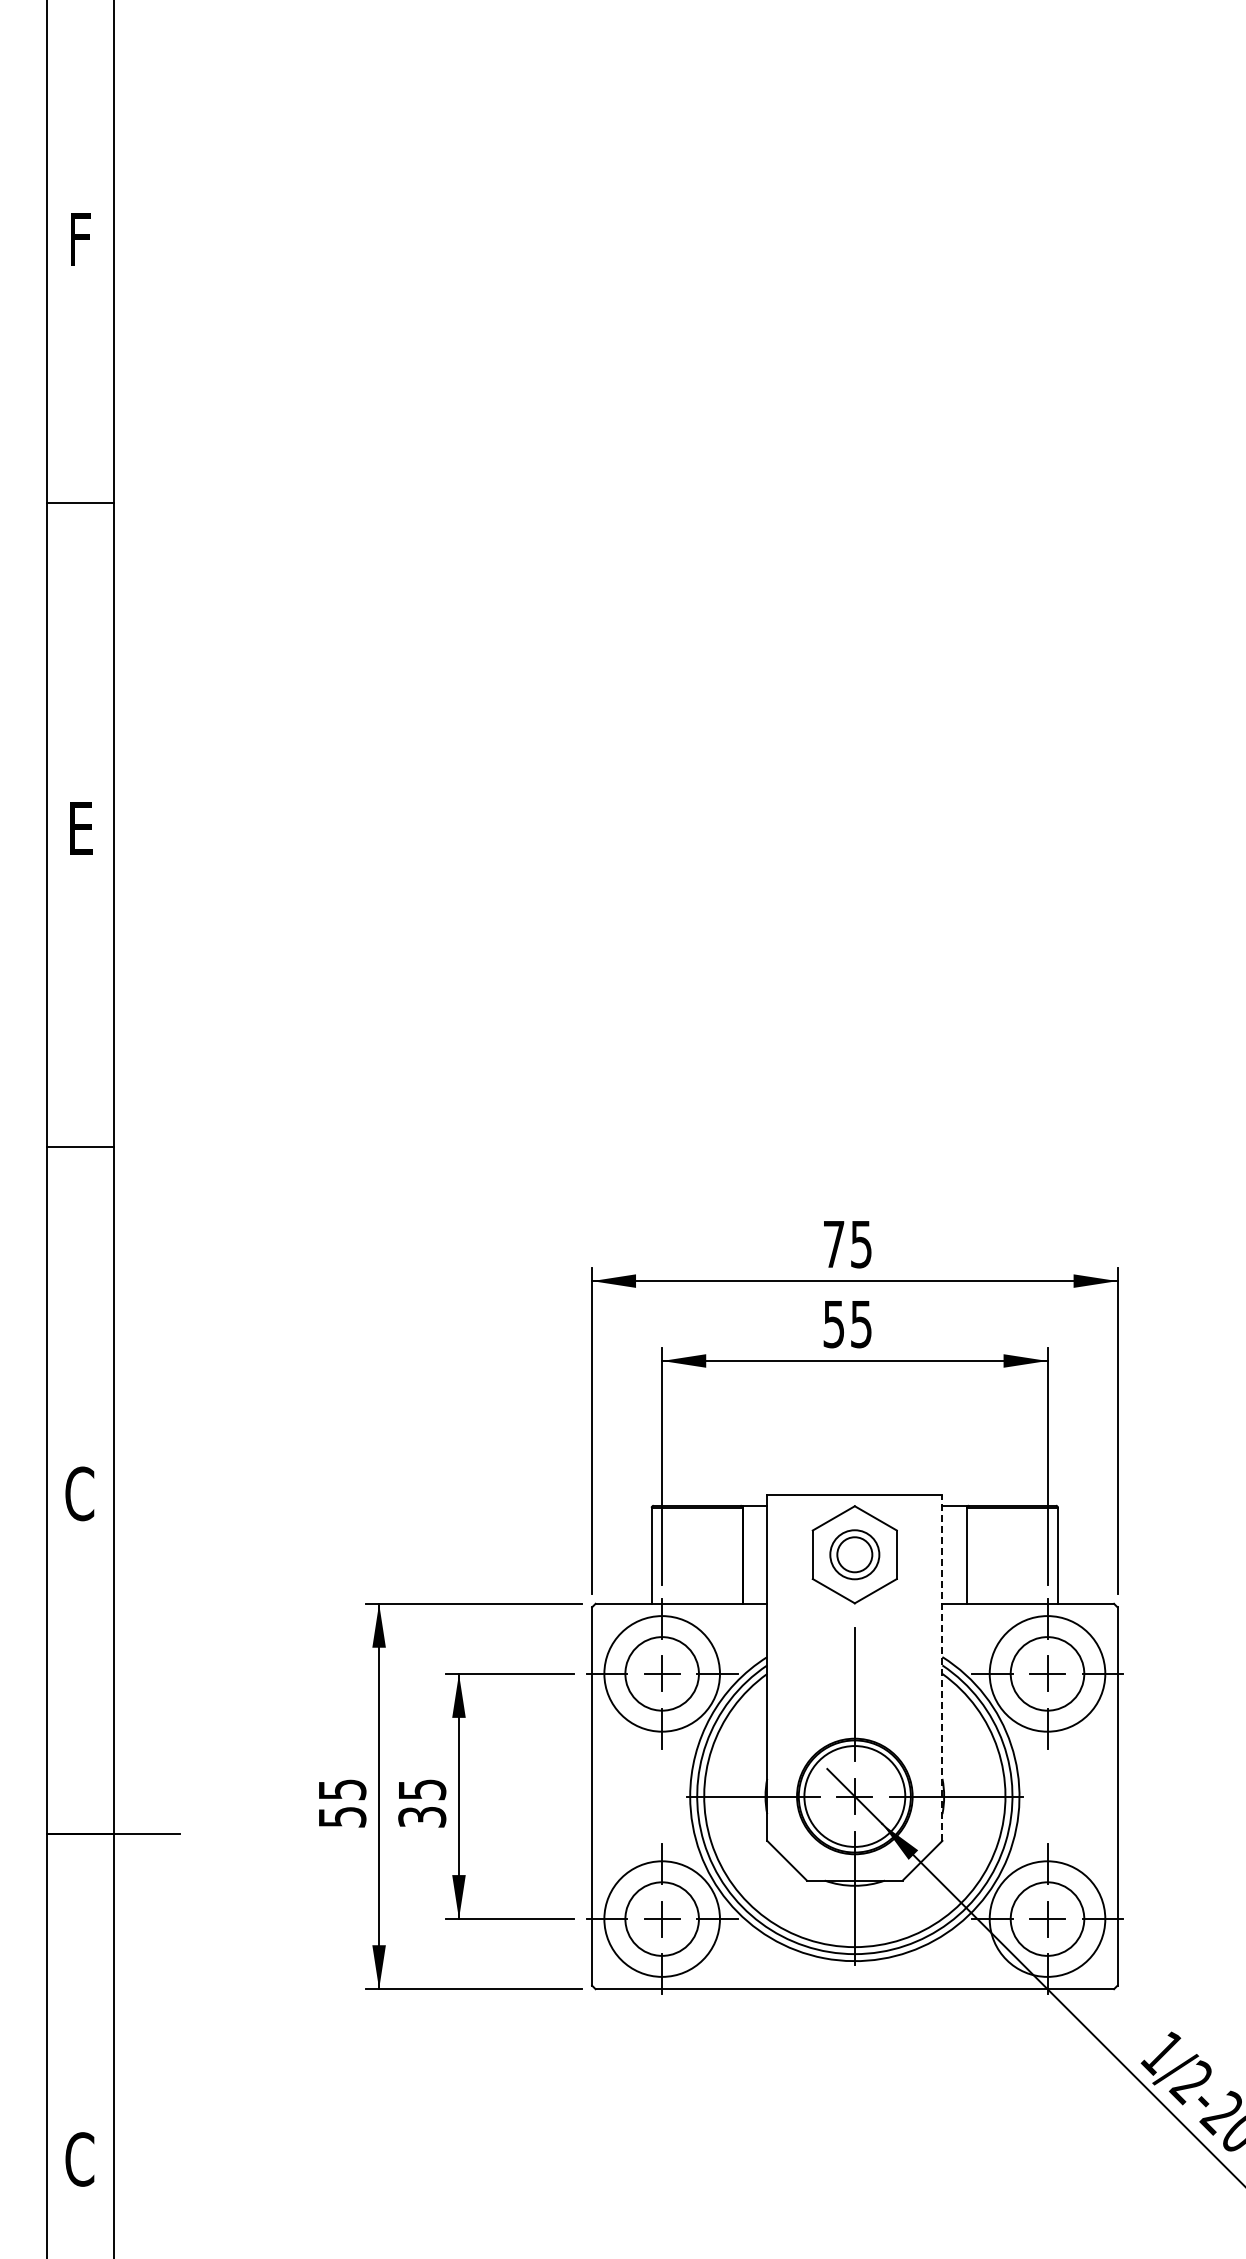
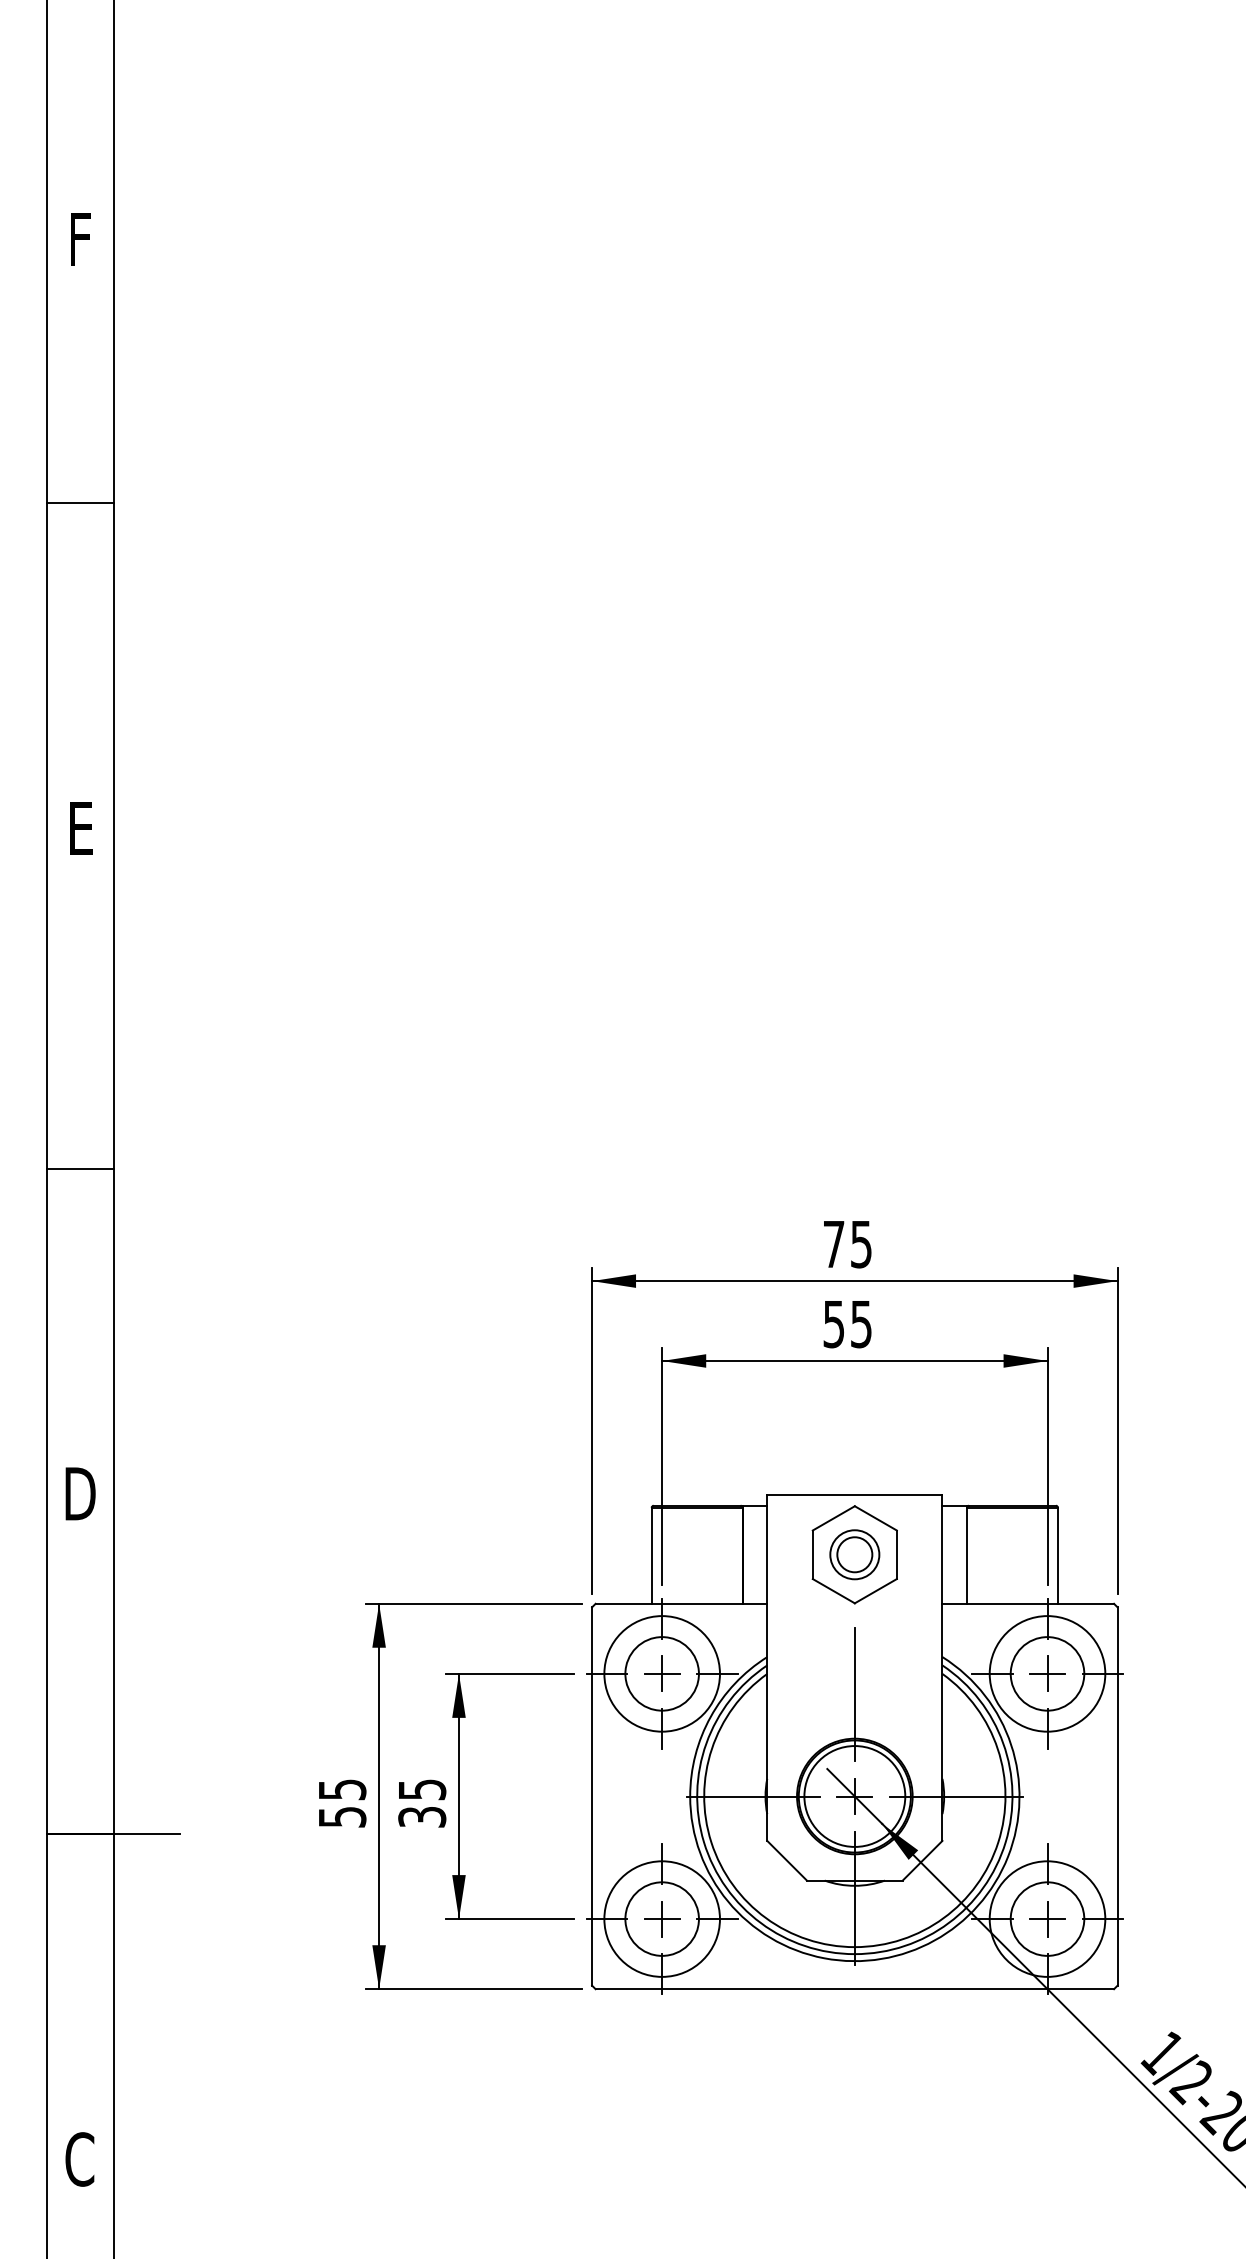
line position: (80, 1146) -> (80, 1168) (80, 1168)
text: C -> D (80, 1493)
line: dashed -> solid (942, 1668)
